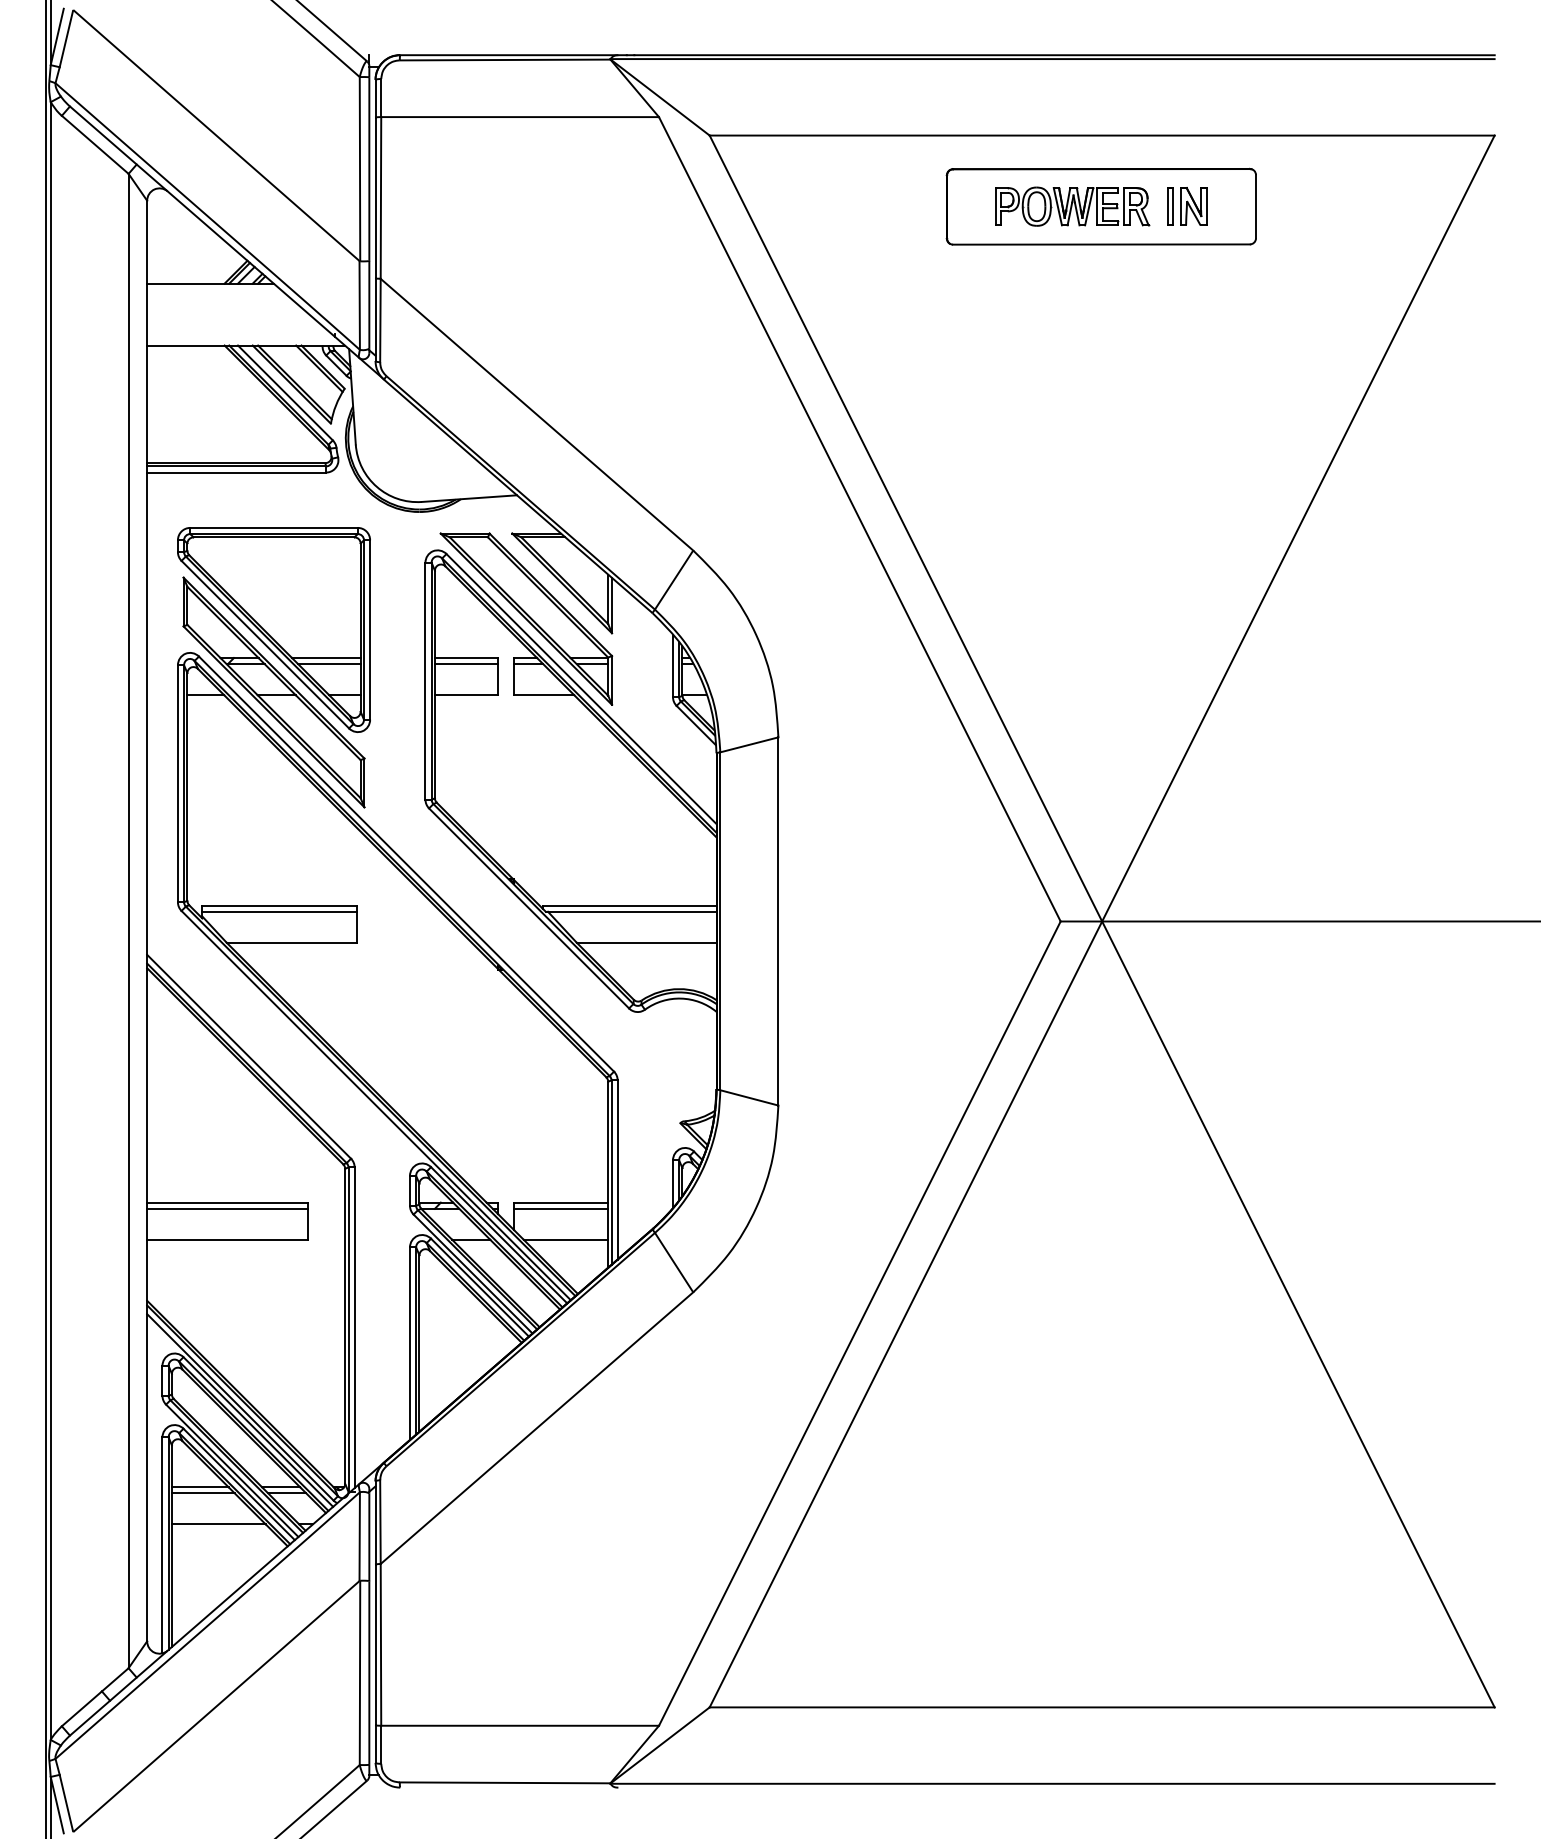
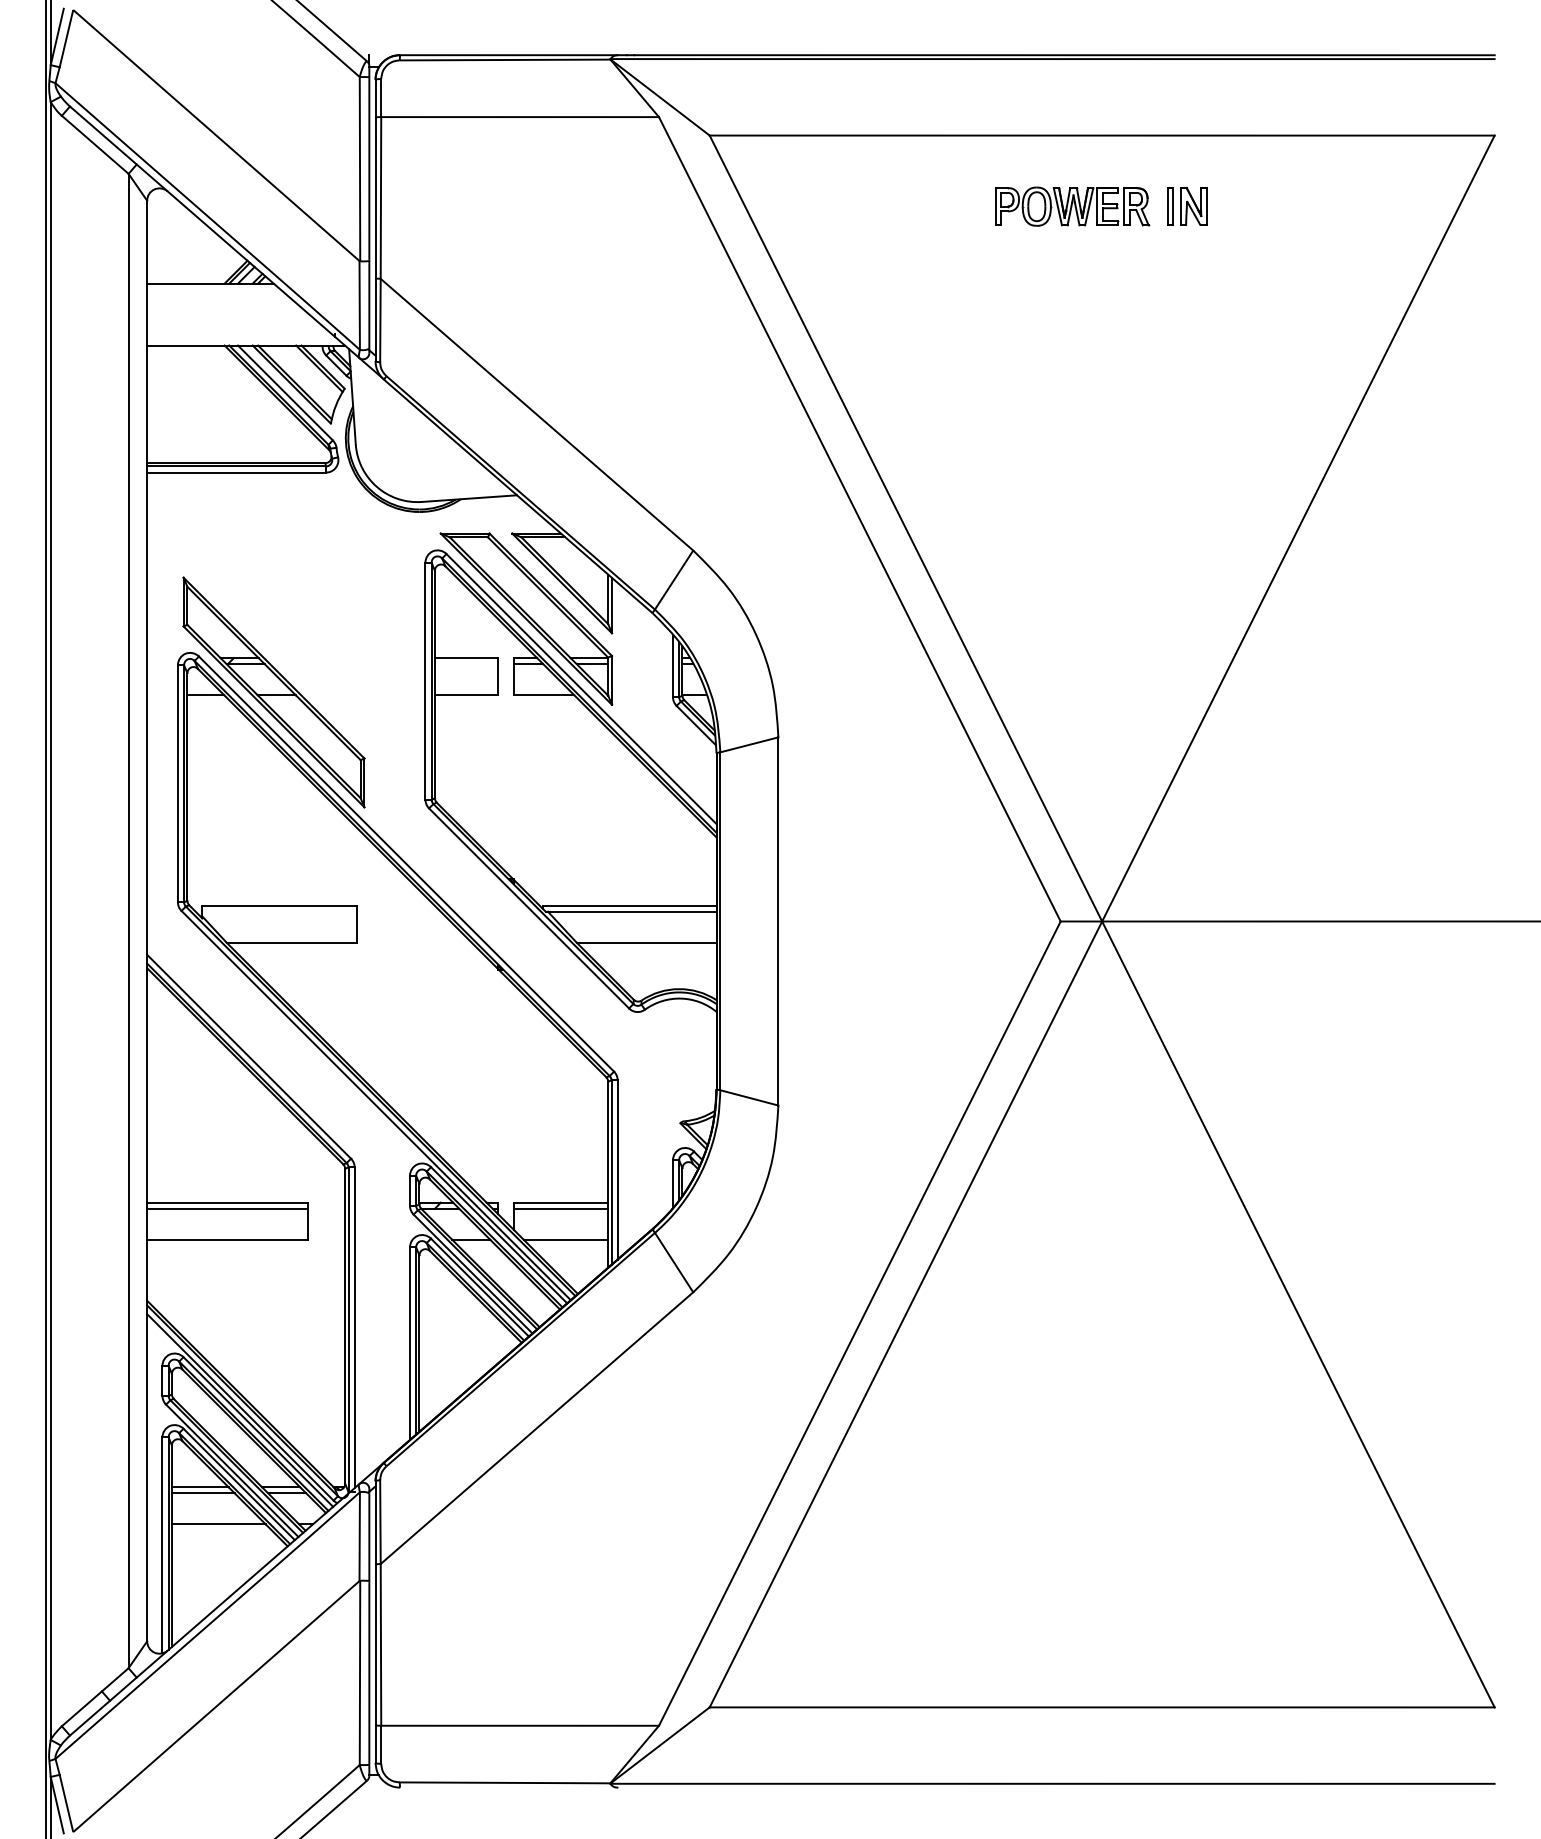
part: present -> none (1100, 206)
part: present -> none (273, 629)
line: present -> none (466, 664)
line: present -> none (279, 911)
